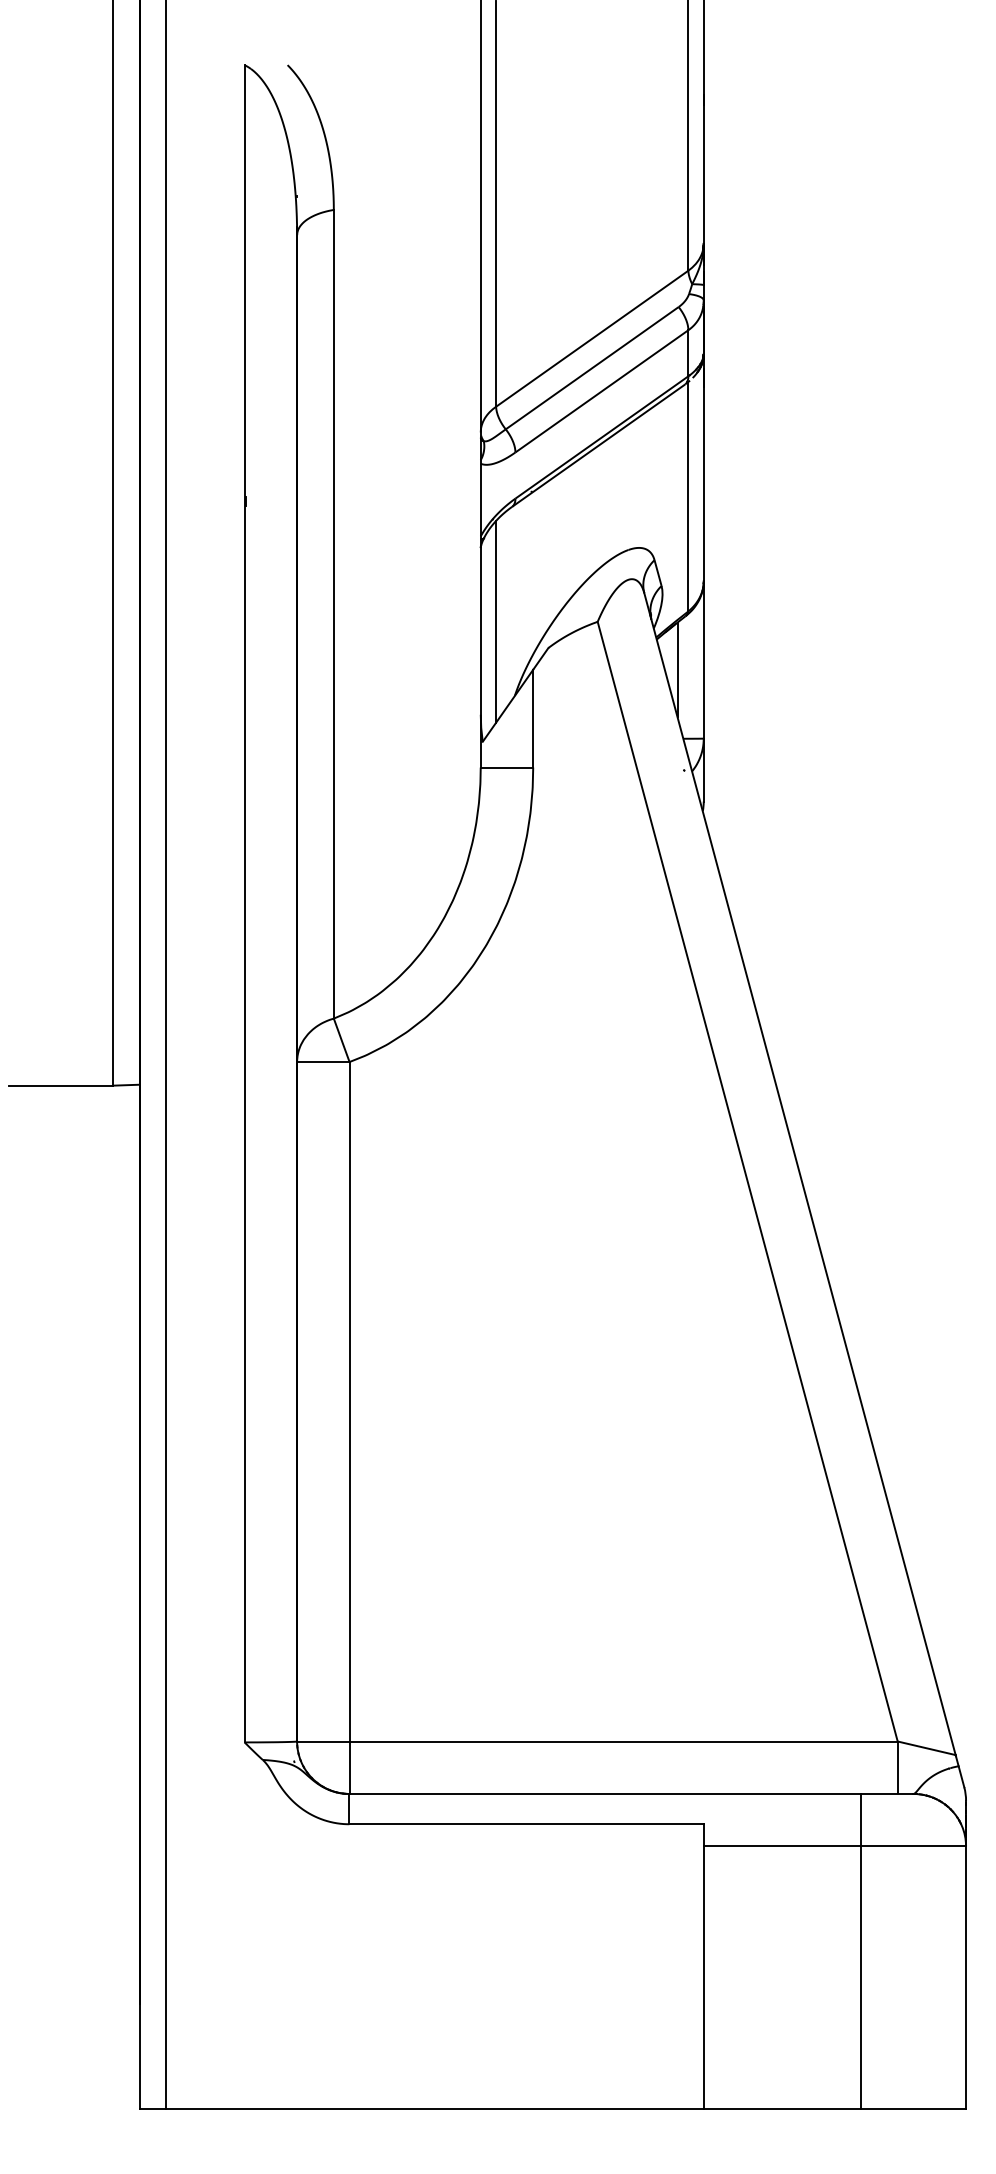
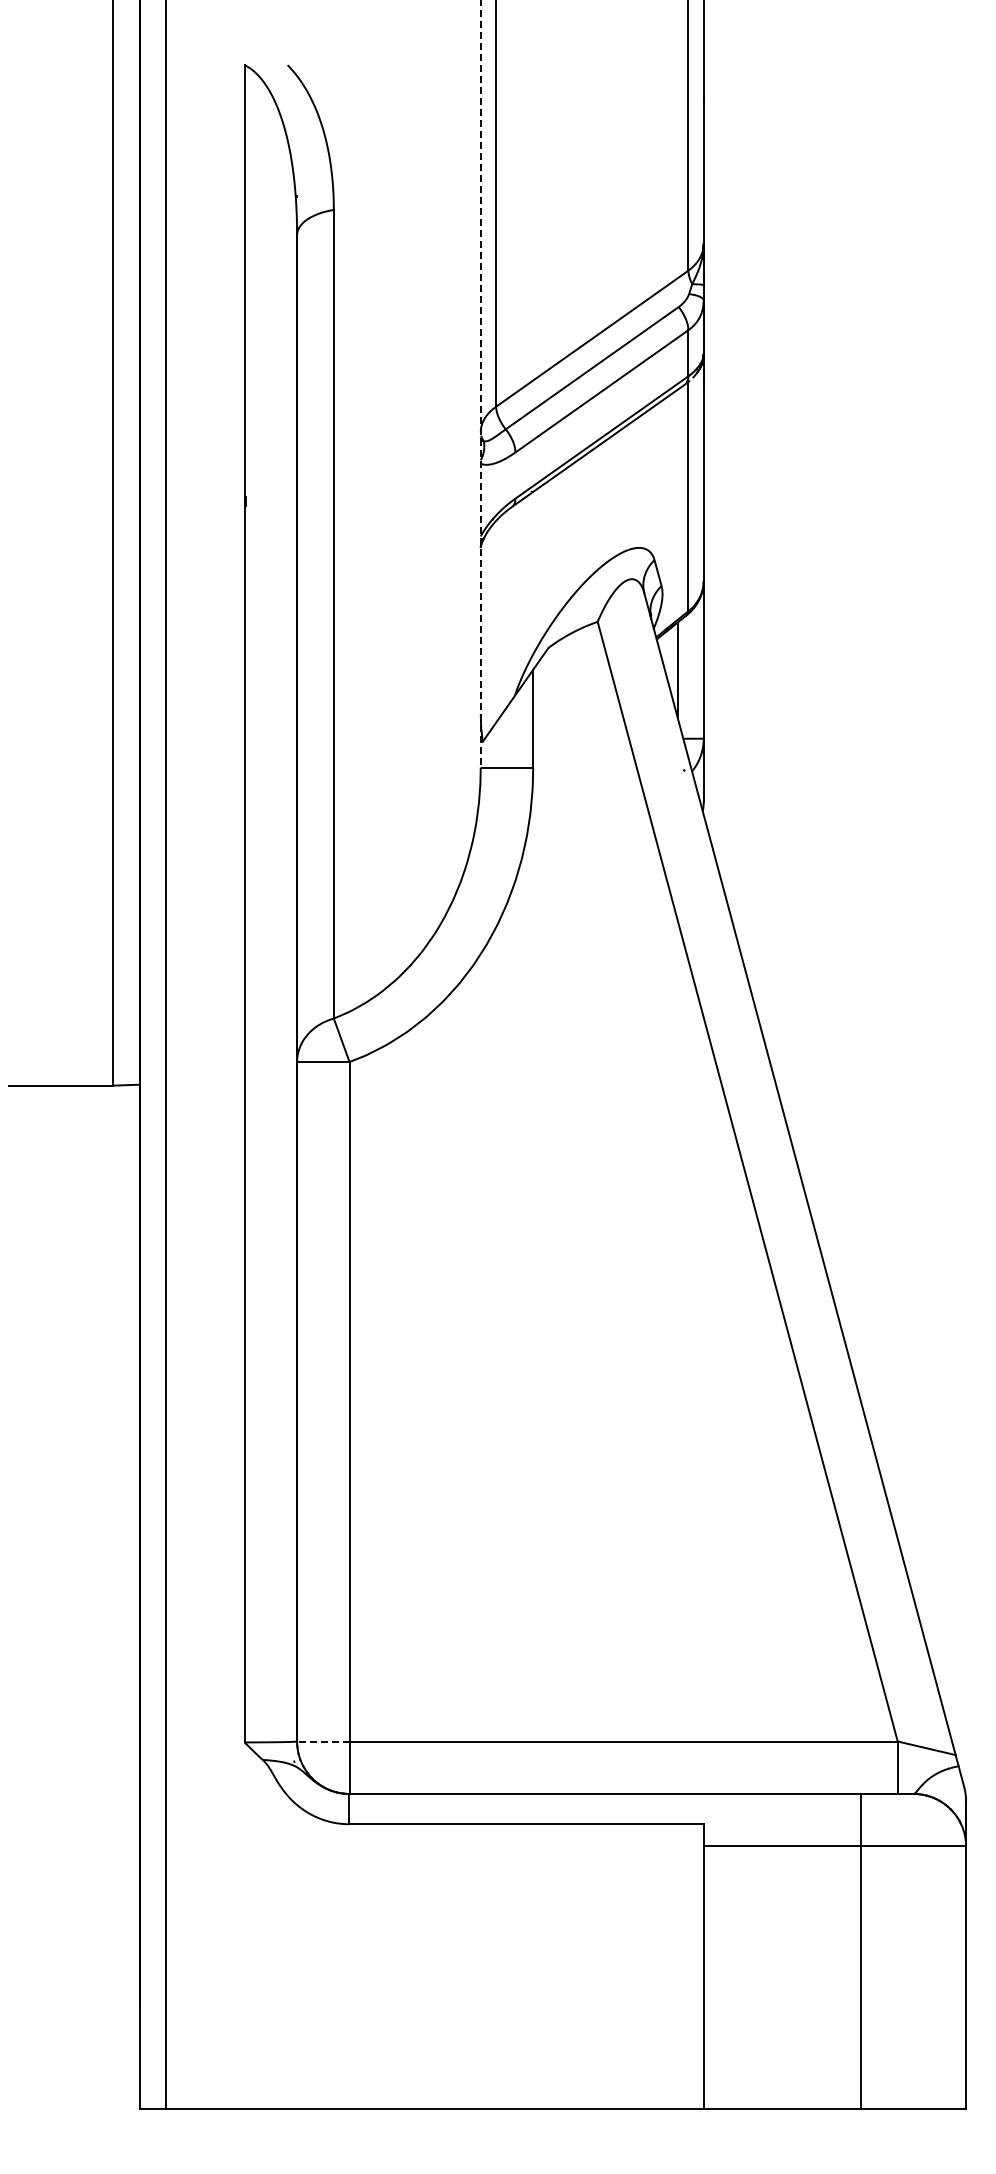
line: solid -> dashed (480, 384)
line: present -> none (496, 621)
line: solid -> dashed (322, 1741)
